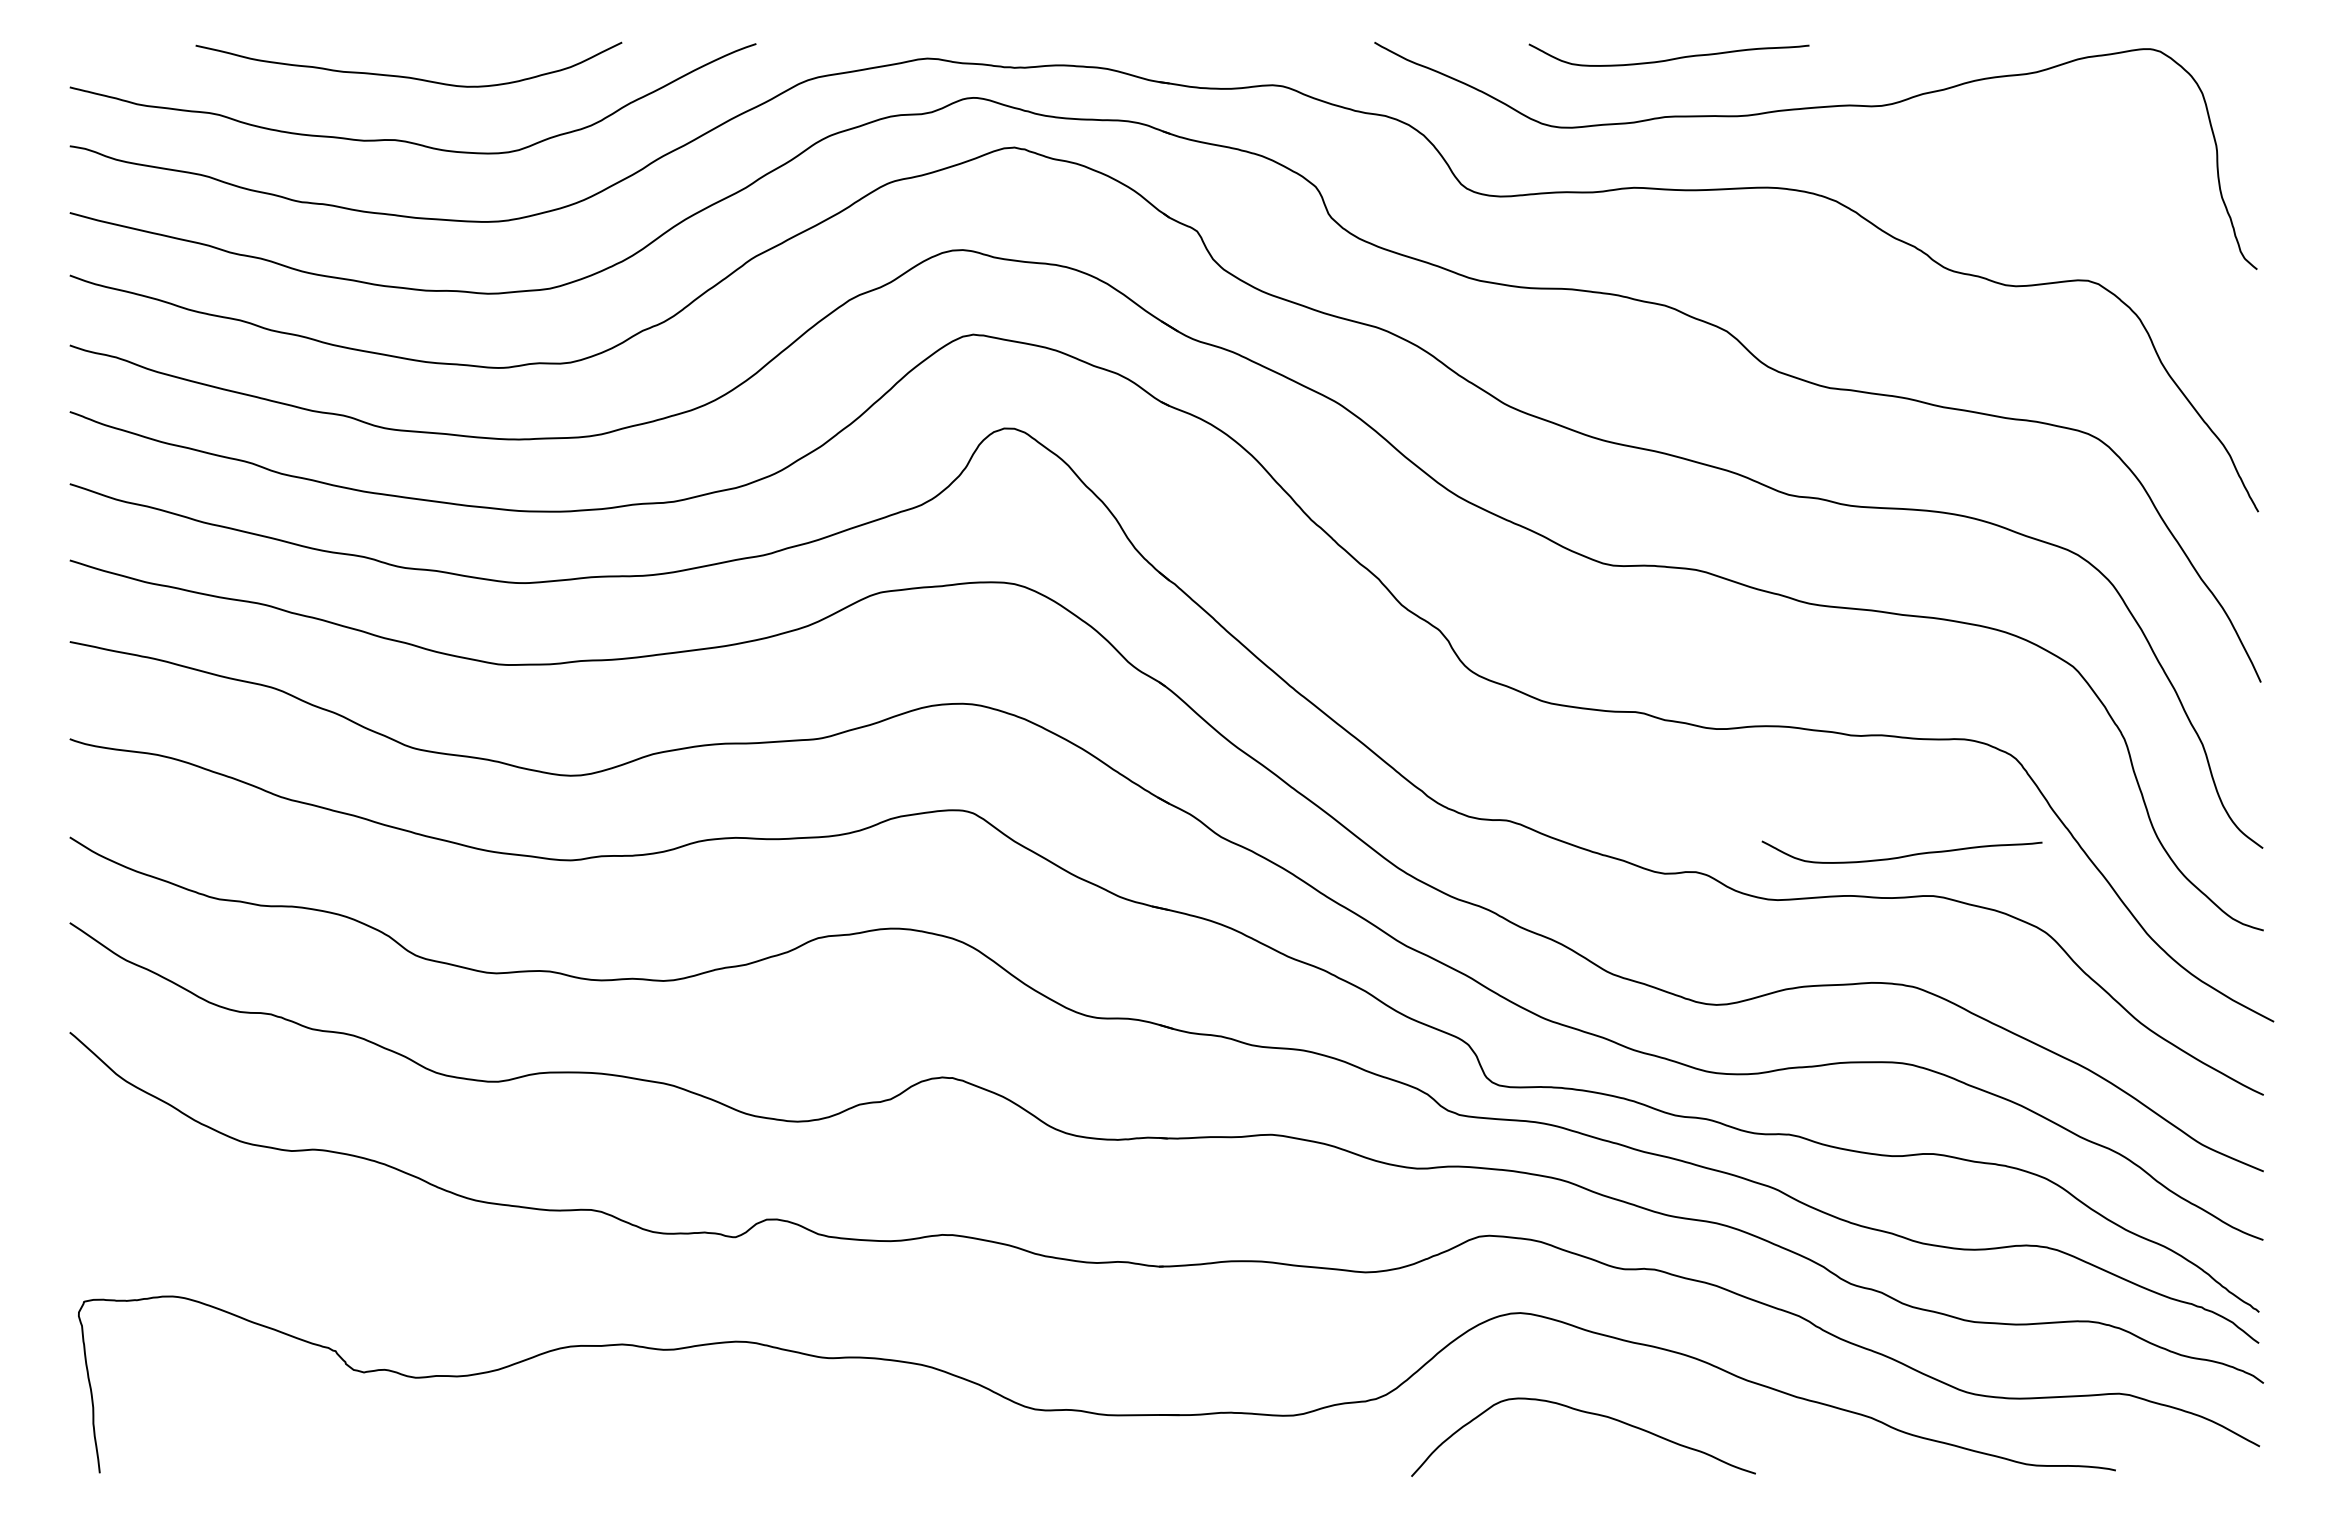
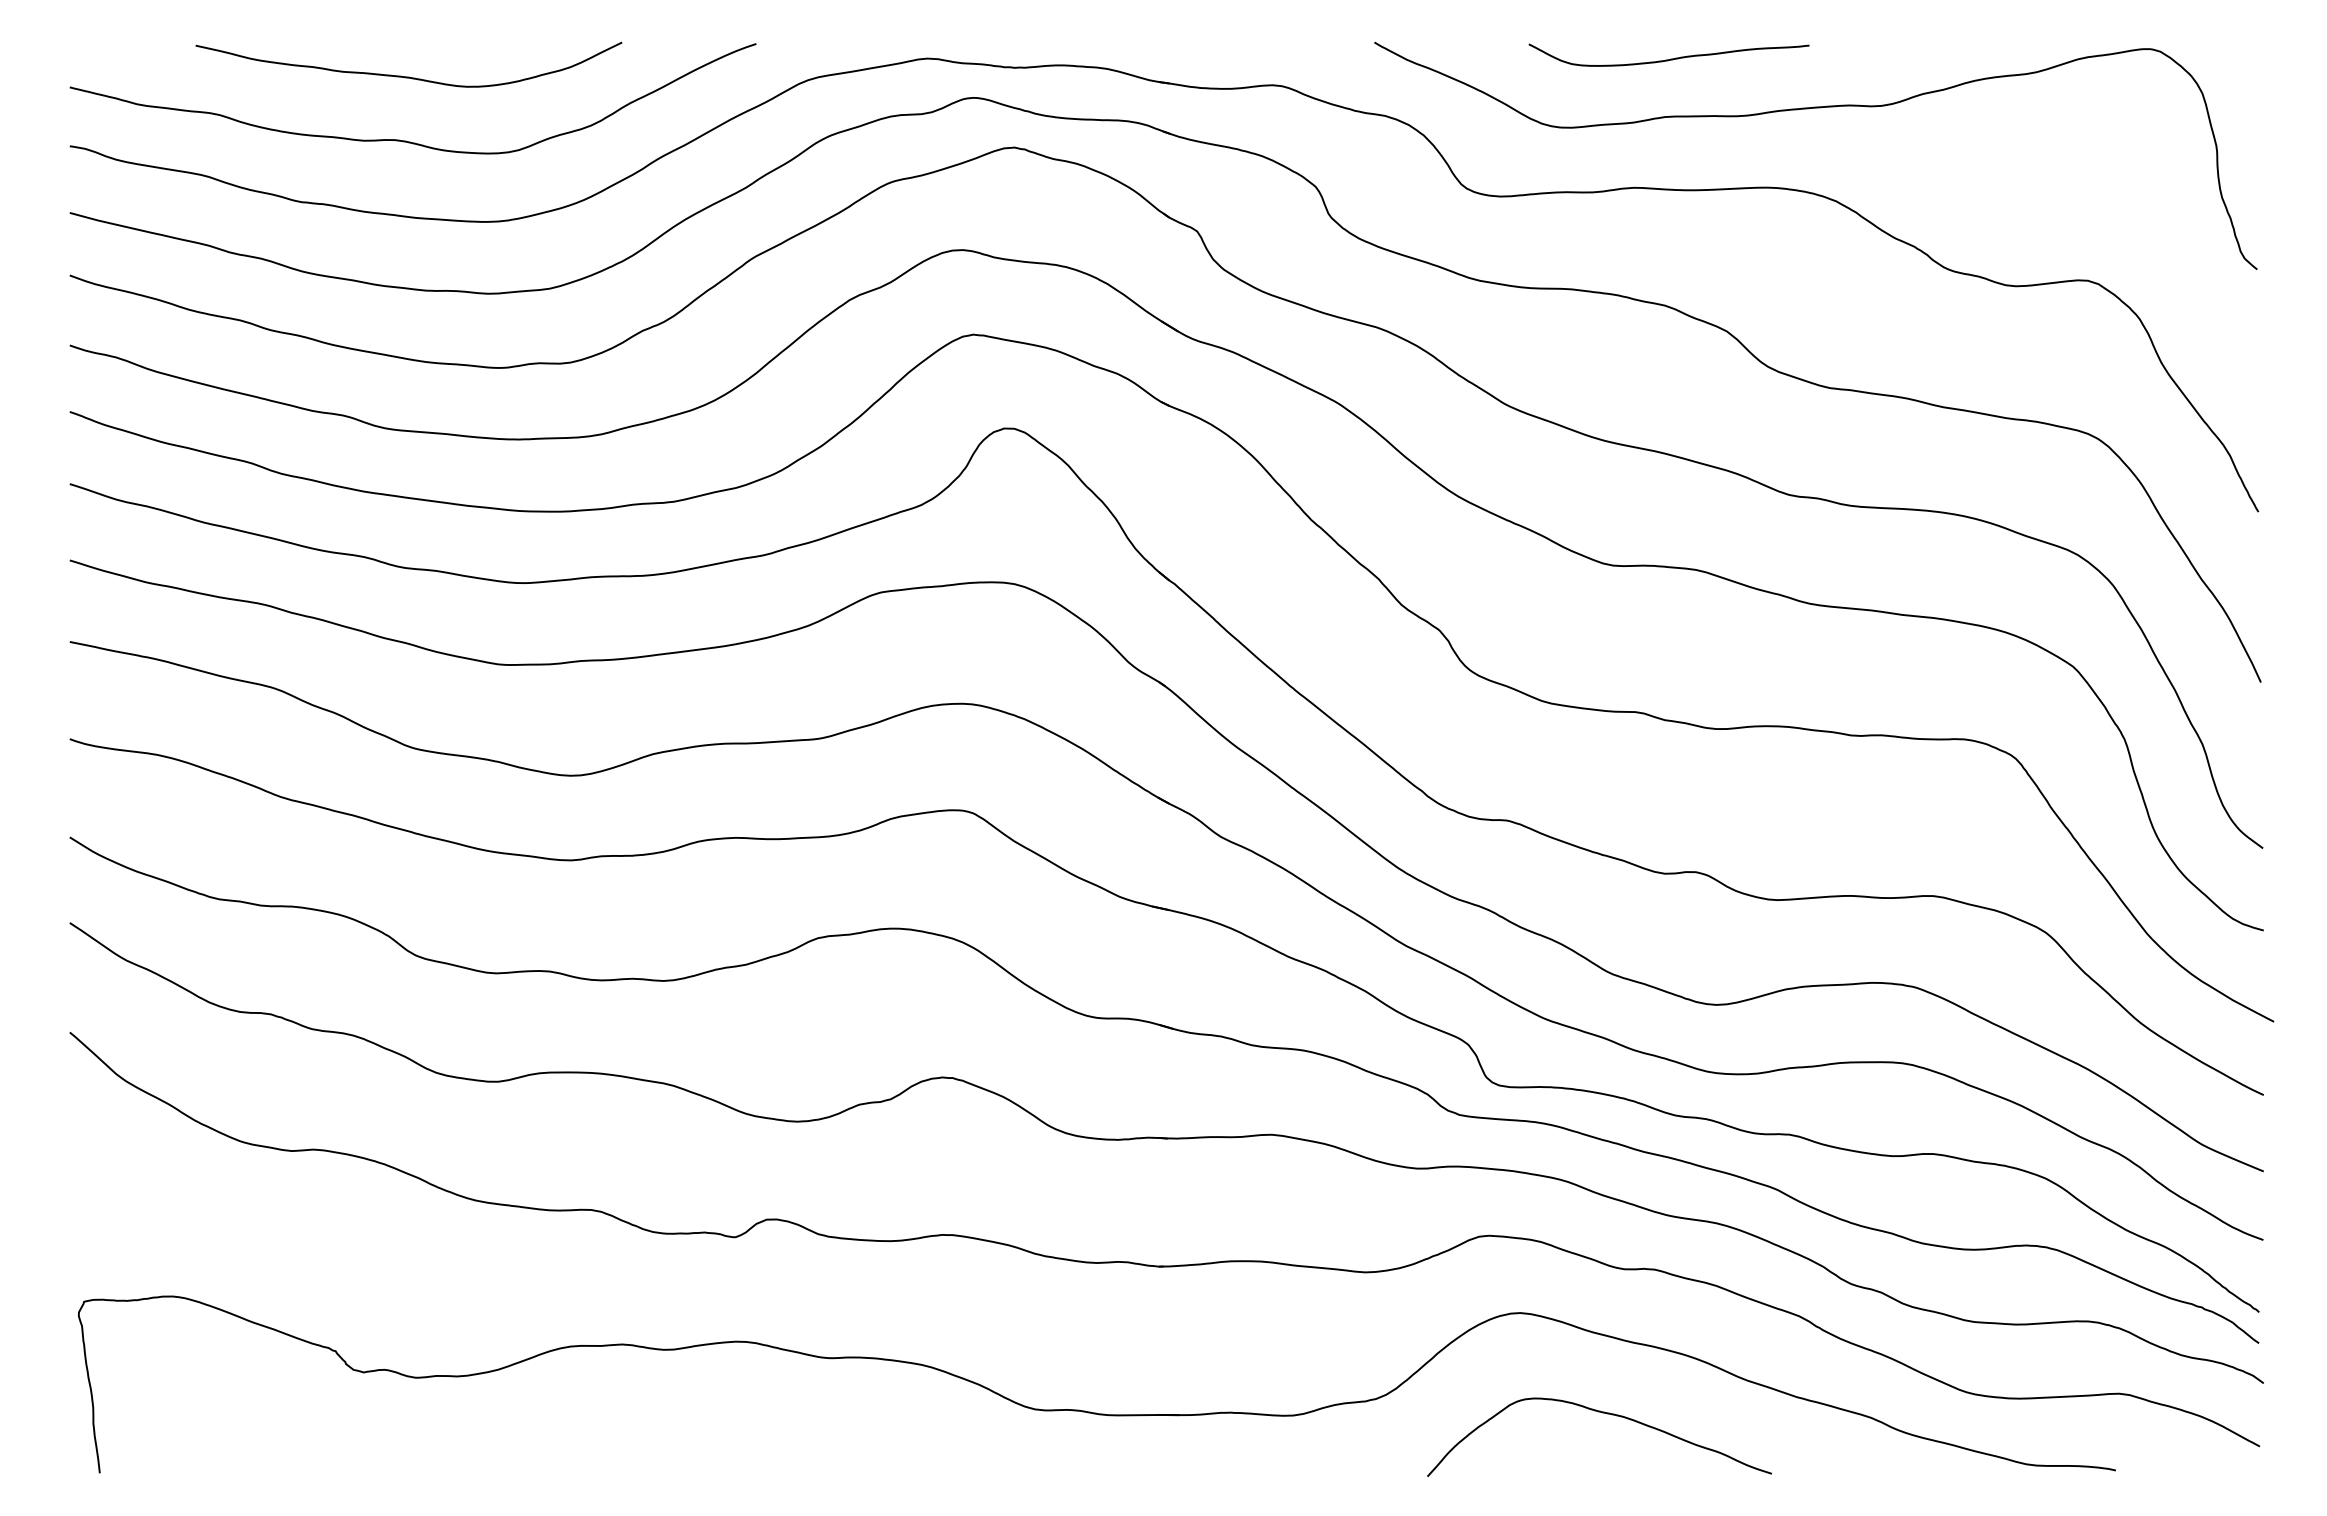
curve: present -> none (1903, 855)
curve position: (1586, 1413) -> (1602, 1413) (1602, 1413)
